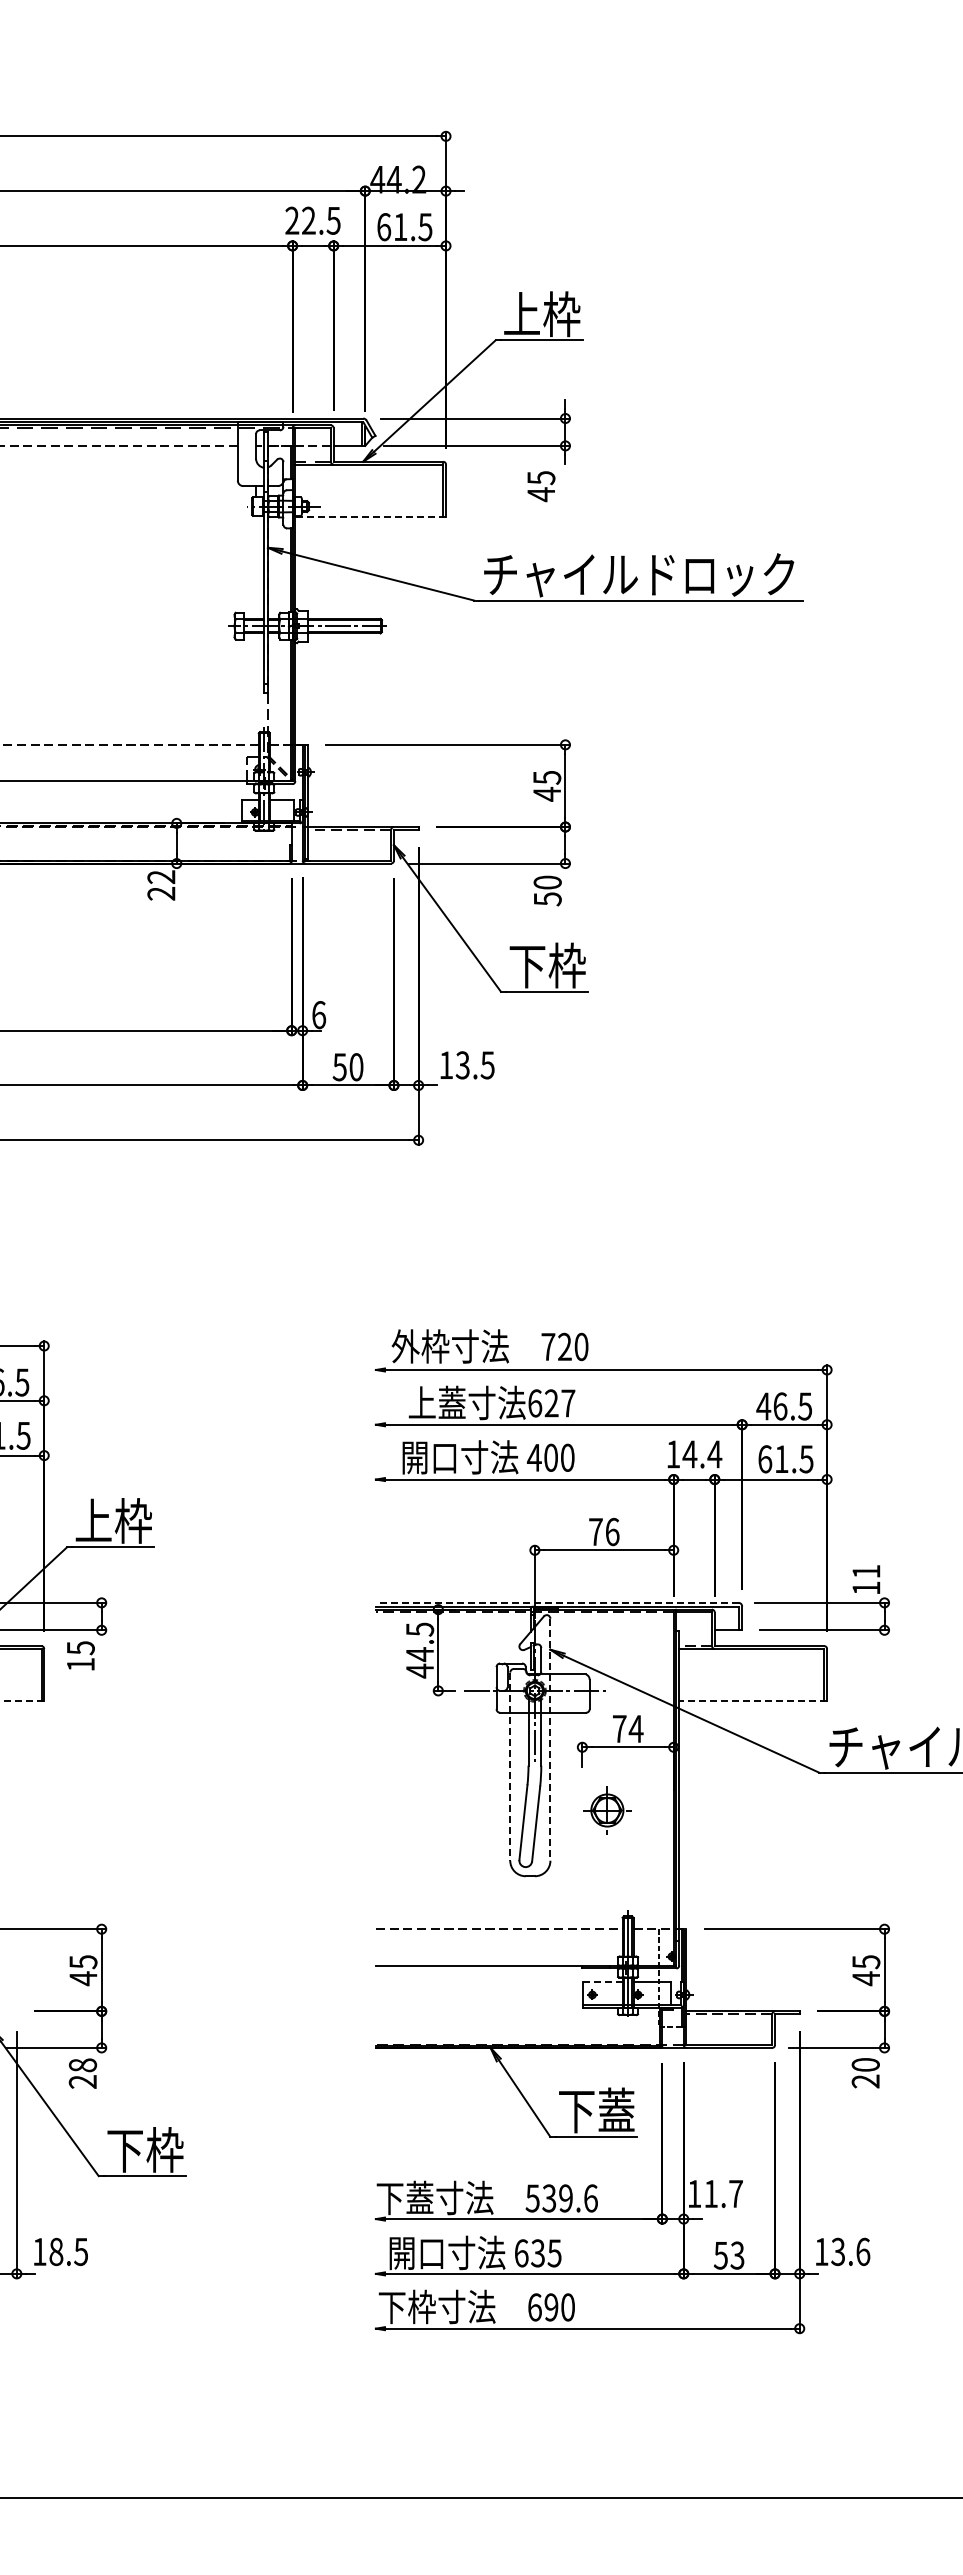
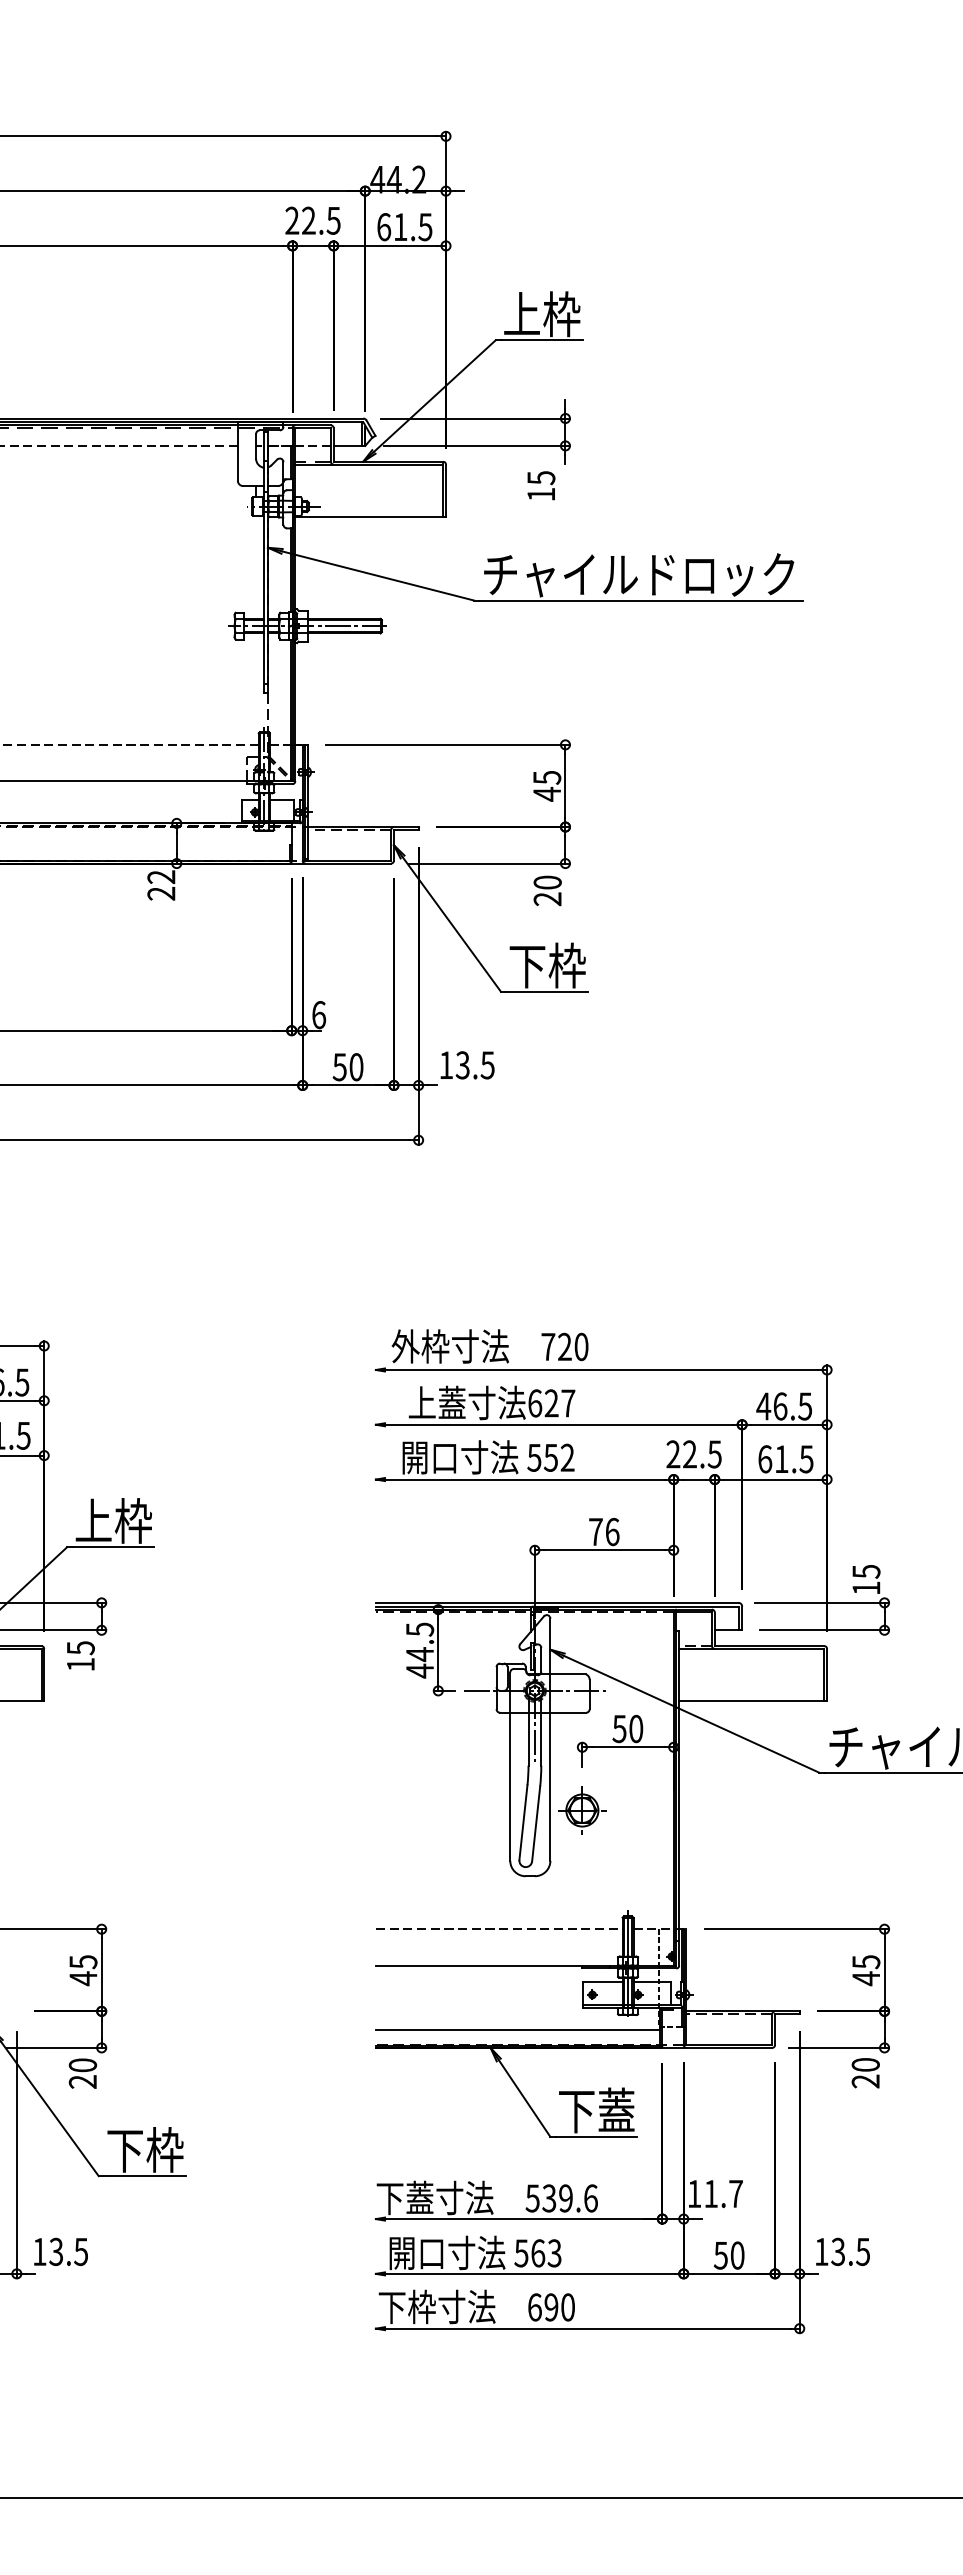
text: 45 -> 15 (540, 494)
line: dashed -> solid (370, 516)
text: 50 -> 20 (547, 899)
text: 14.4 -> 22.5 (694, 1454)
text: 400 -> 552 (550, 1457)
text: 11 -> 15 (866, 1571)
line: dashed -> solid (556, 1602)
line: dashed -> solid (22, 1700)
line: dashed -> solid (753, 1700)
text: 74 -> 50 (627, 1728)
line: dashed -> solid (550, 1739)
line: dashed -> solid (510, 1767)
part position: (607, 1810) -> (582, 1810) (582, 1810)
line: dashed -> solid (602, 1982)
line: none -> present (517, 2029)
text: 28 -> 20 (82, 2065)
text: 18.5 -> 13.5 (56, 2251)
text: 13.6 -> 13.5 (863, 2251)
text: 635 -> 563 (537, 2253)
text: 53 -> 50 (737, 2255)
